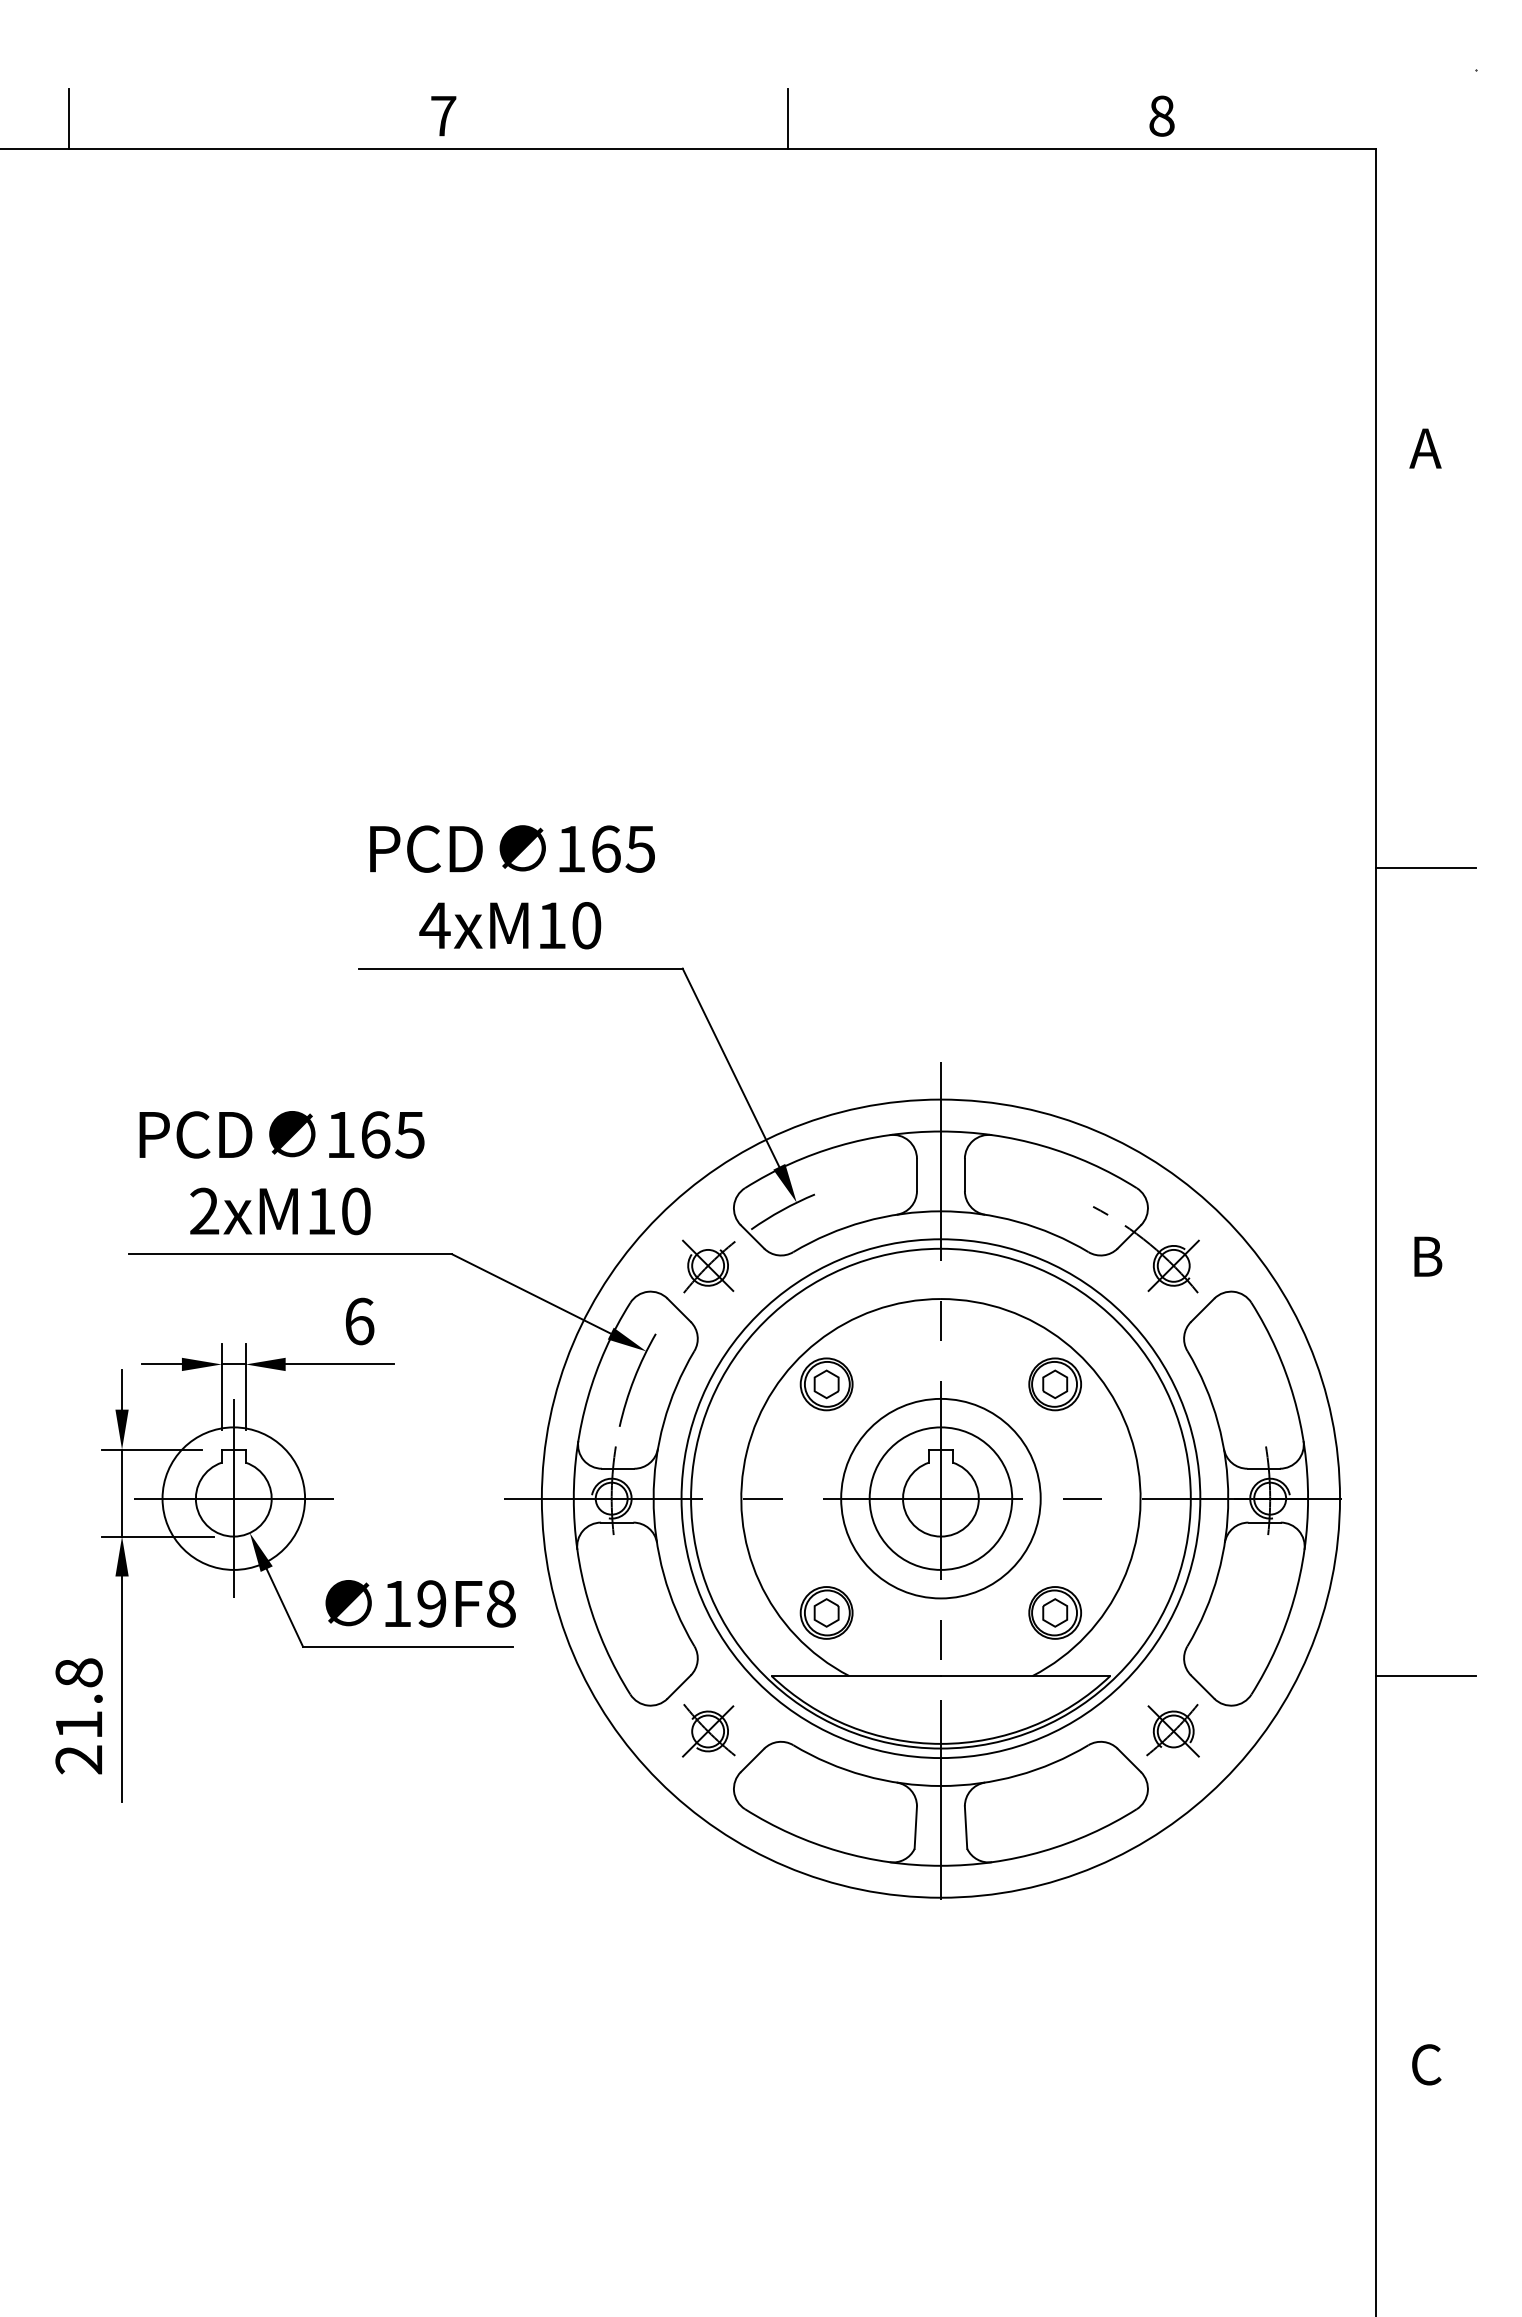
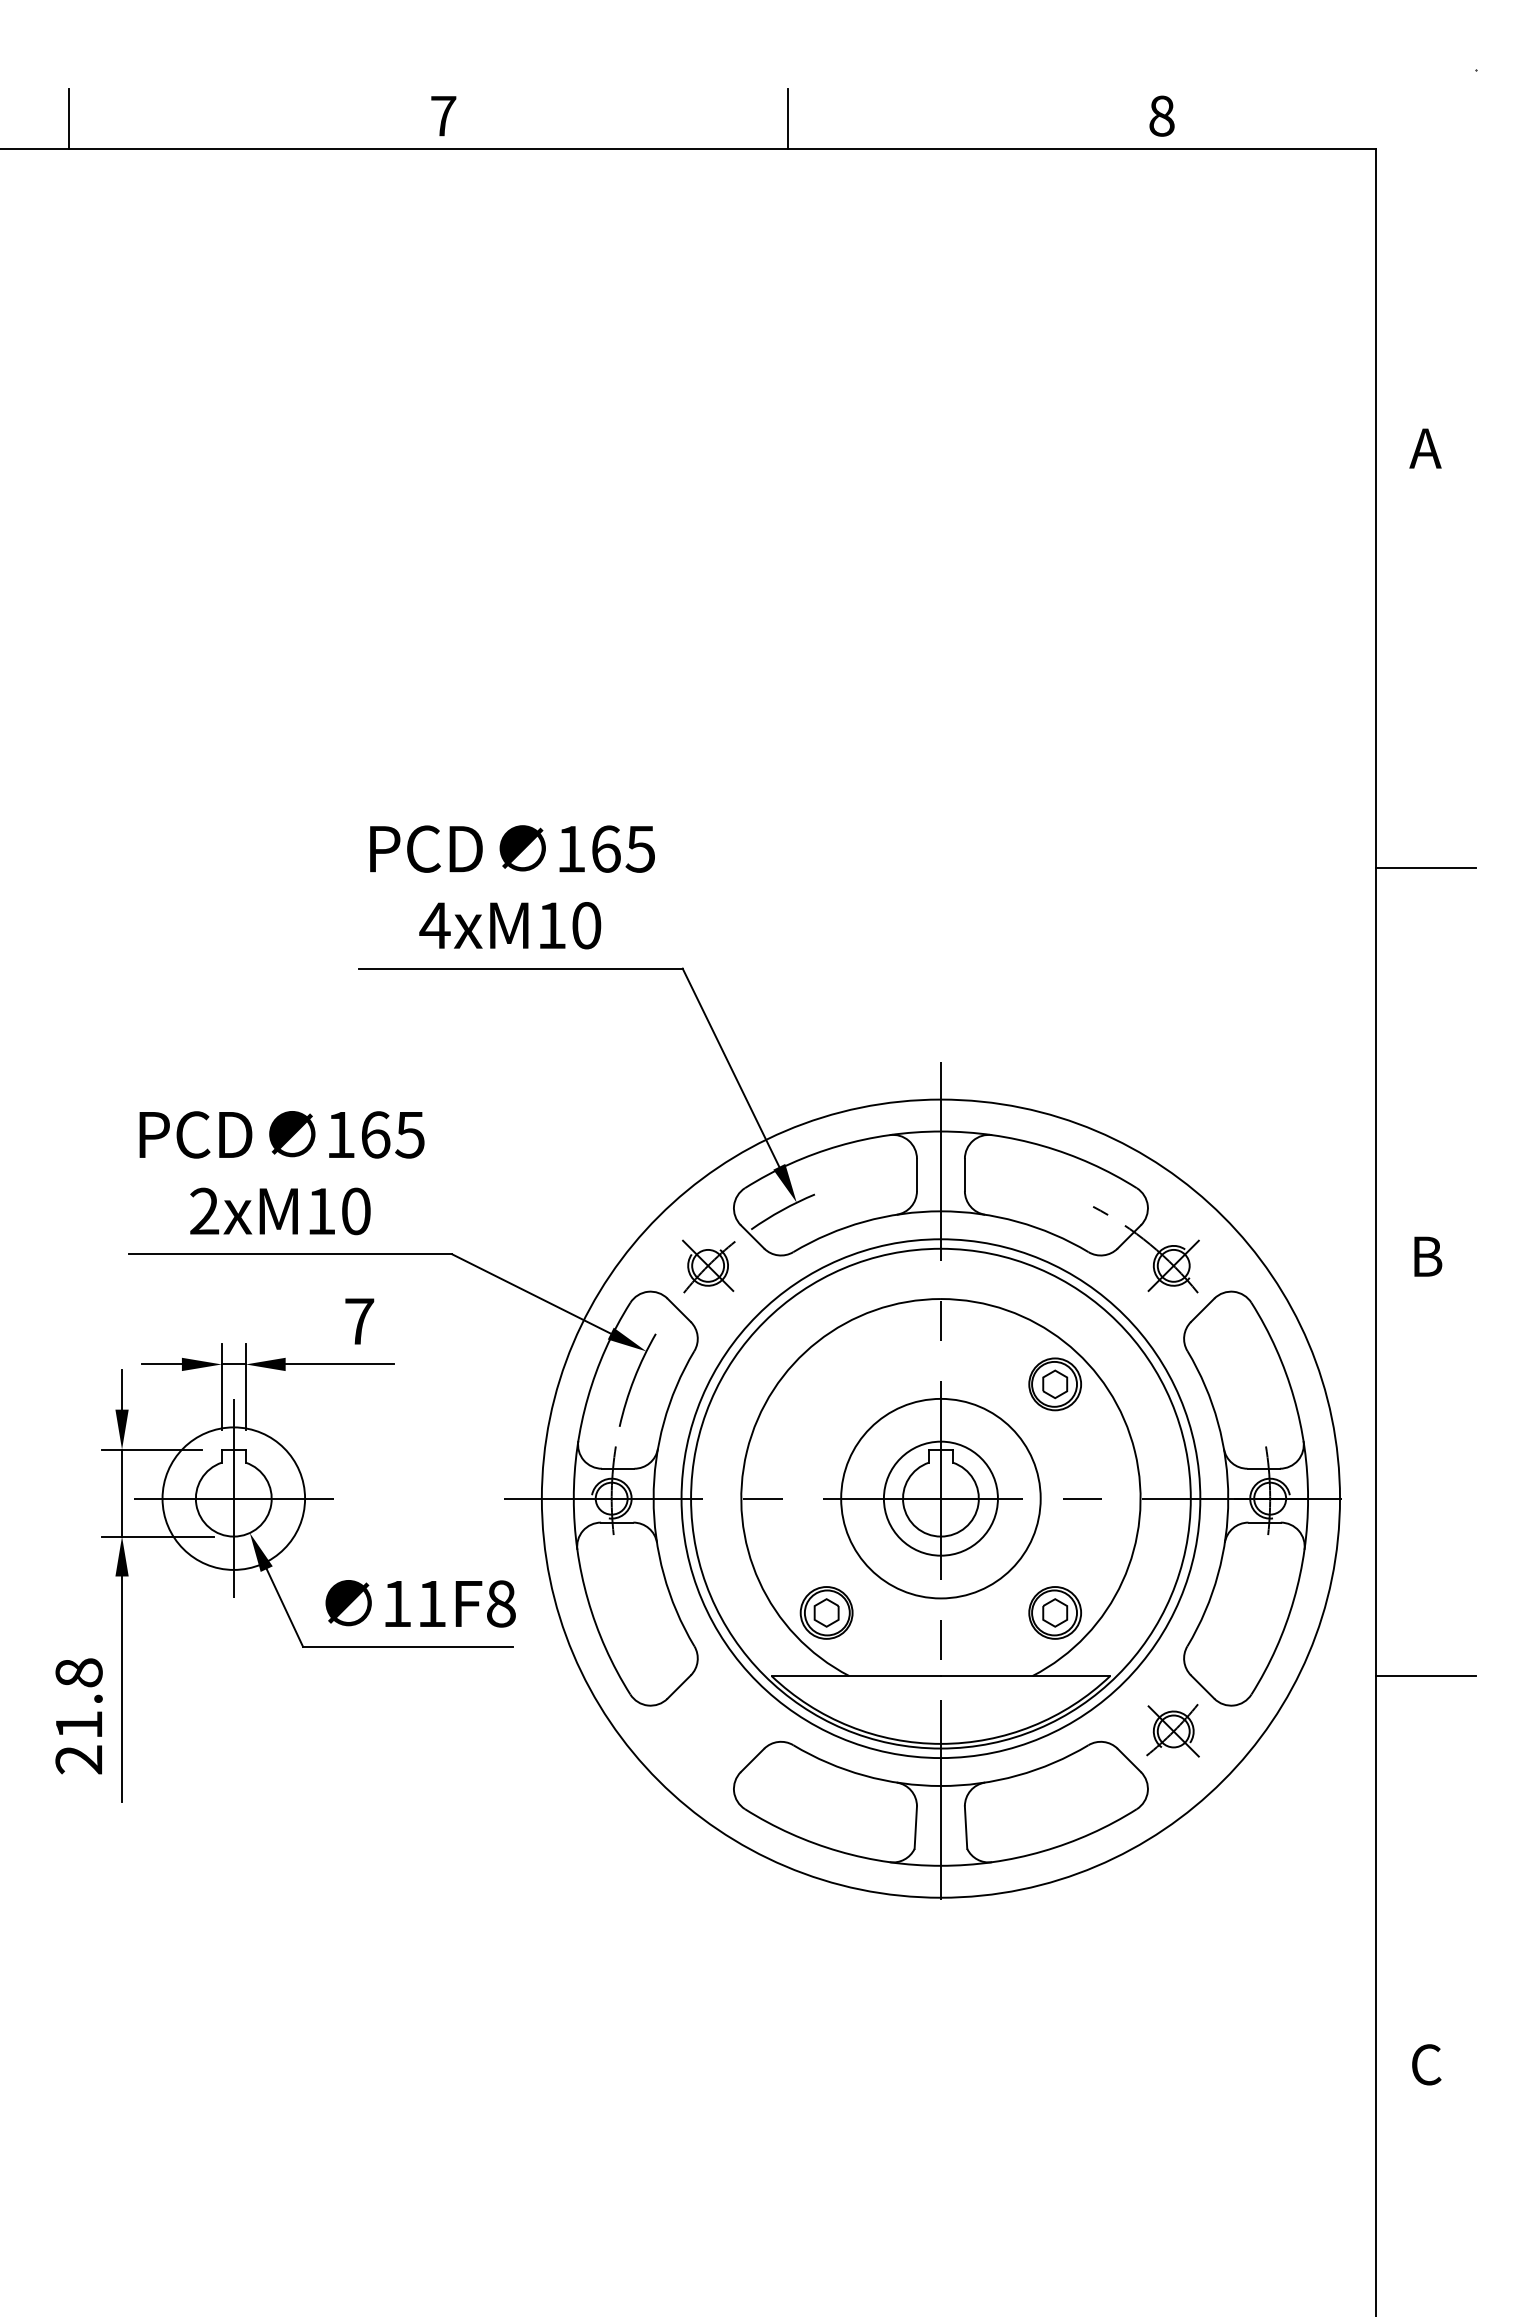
text: 6 -> 7 (359, 1321)
part: present -> none (826, 1384)
circle diameter: 143 px -> 114 px (940, 1498)
text: 19F8 -> 11F8 (431, 1603)
part: present -> none (708, 1730)
